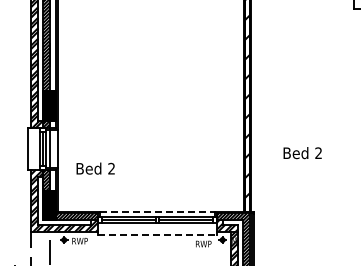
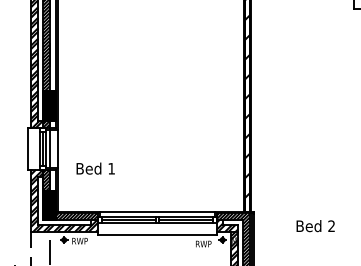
text position: (302, 153) -> (315, 226) (315, 226)
text: 2 -> 1 (111, 168)
line: dashed -> solid (157, 211)
line: dashed -> solid (157, 235)
